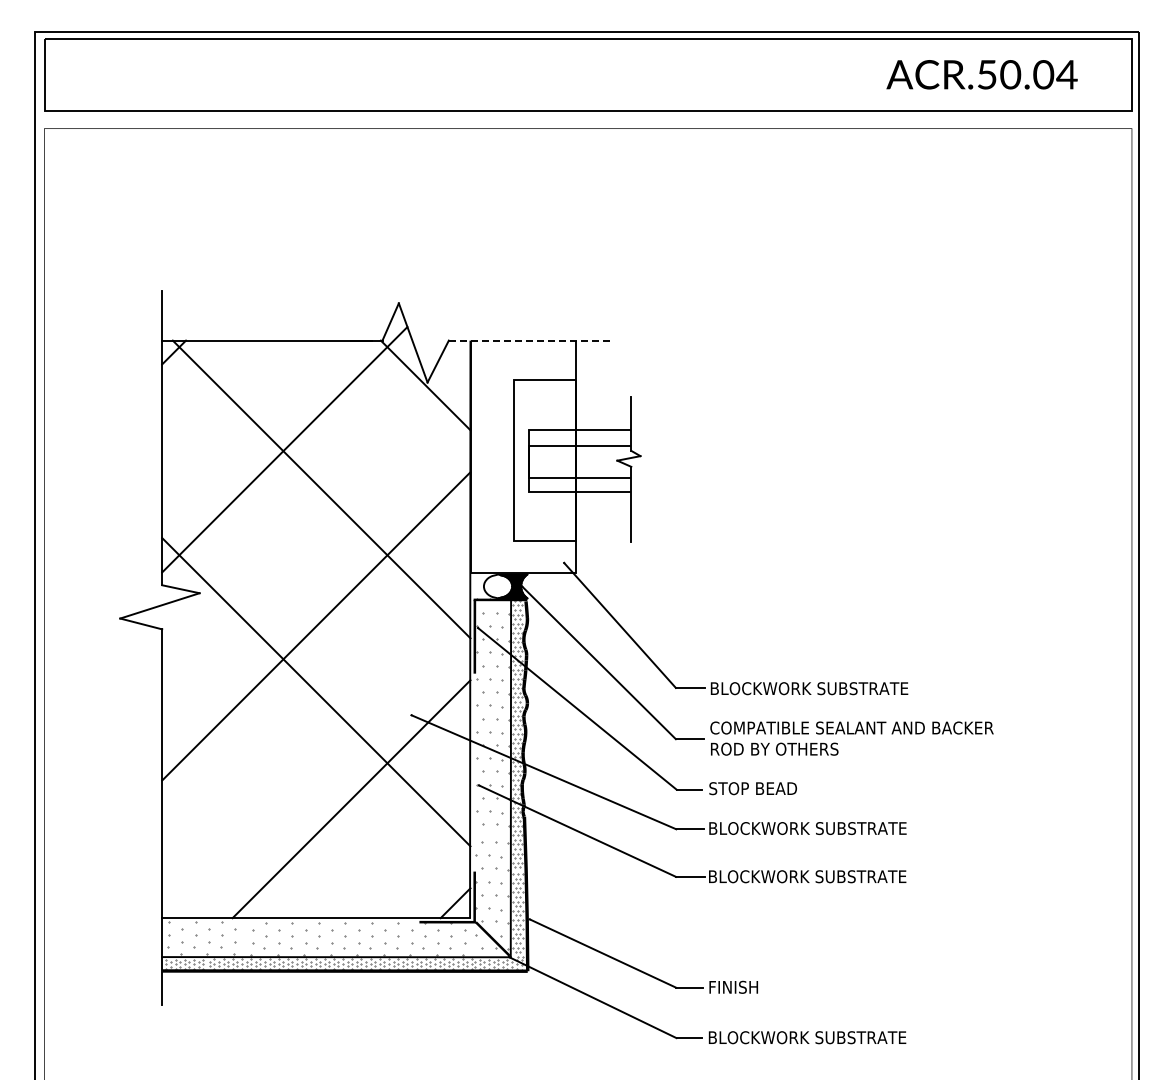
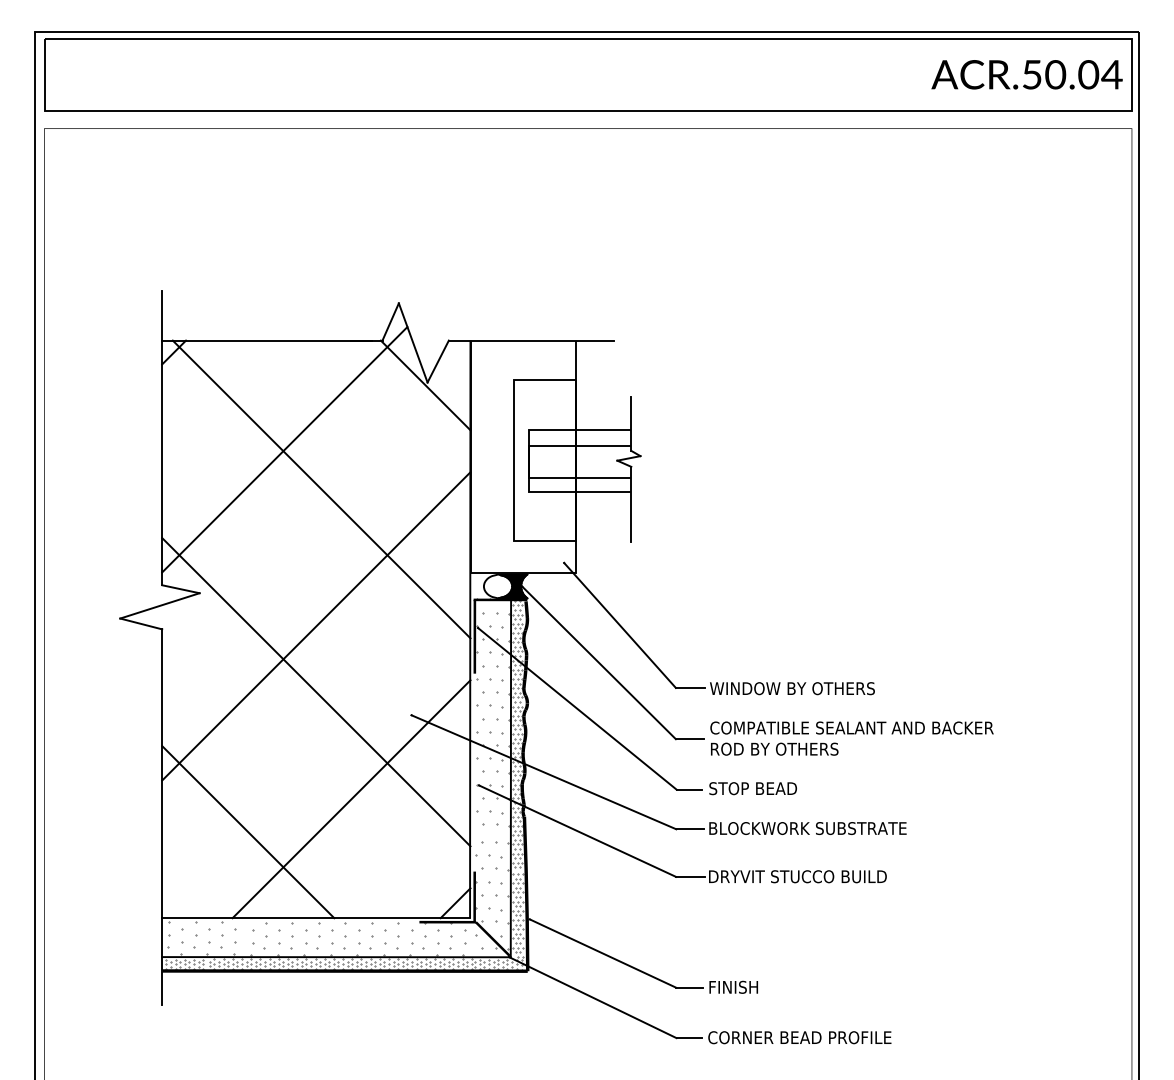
text position: (981, 74) -> (1026, 74) (1026, 74)
line: dashed -> solid (531, 340)
text: BLOCKWORK SUBSTRATE -> WINDOW BY OTHERS (809, 688)
line: none -> present (248, 832)
text: BLOCKWORK SUBSTRATE -> DRYVIT STUCCO BUILD (808, 876)
text: BLOCKWORK SUBSTRATE -> CORNER BEAD PROFILE (807, 1037)
